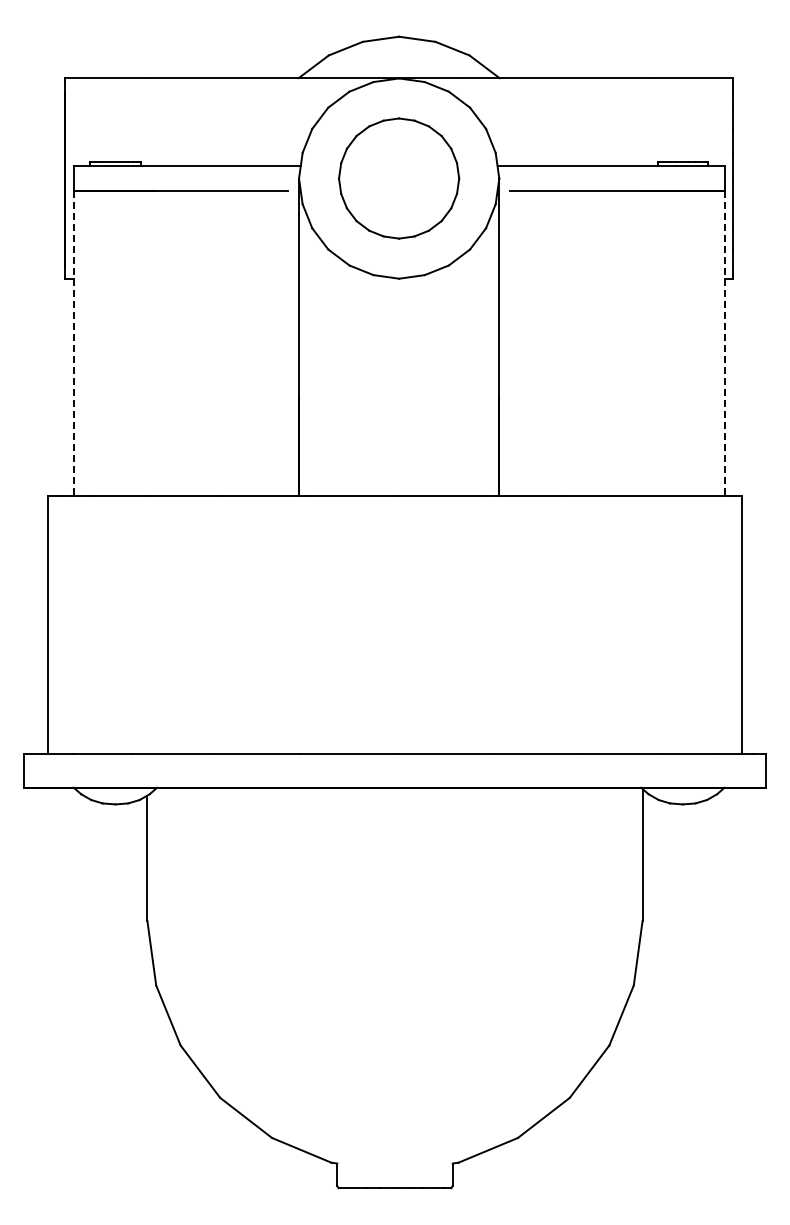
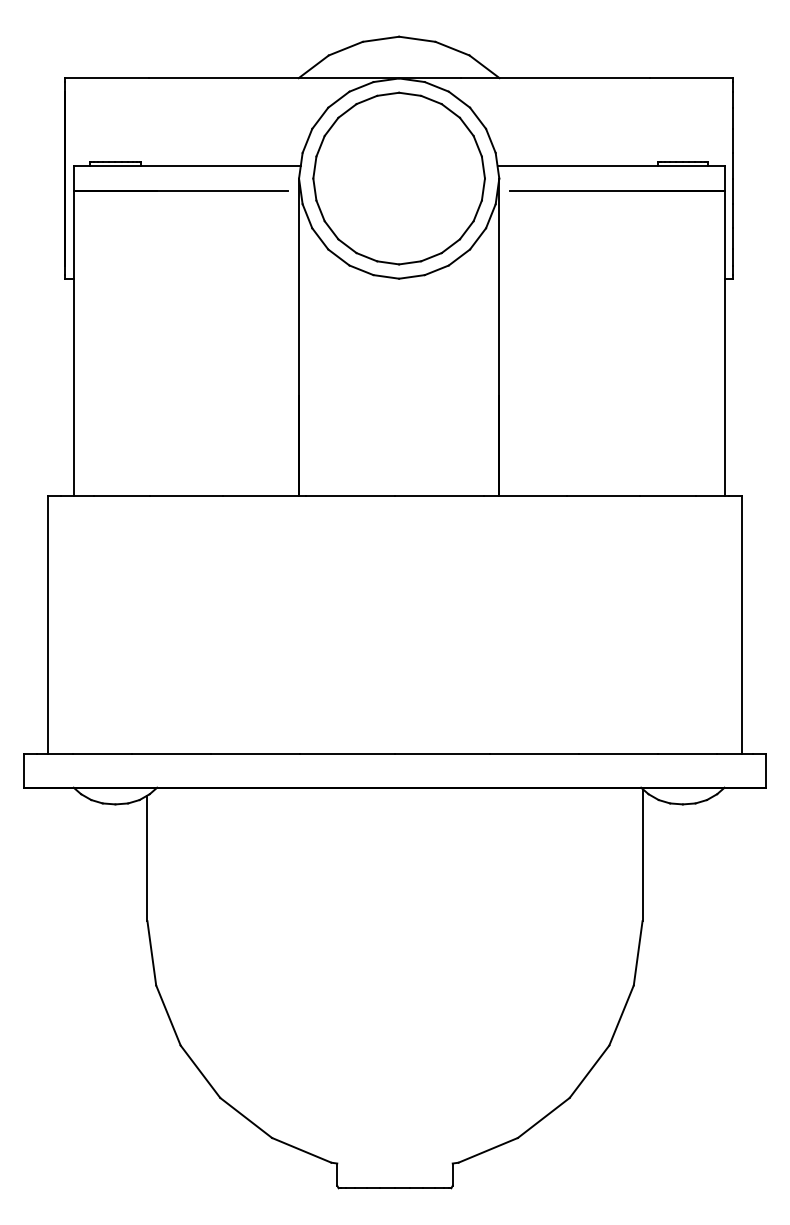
part size: 123x123 px -> 174x175 px (398, 178)
line: dashed -> solid (73, 343)
line: dashed -> solid (724, 343)
